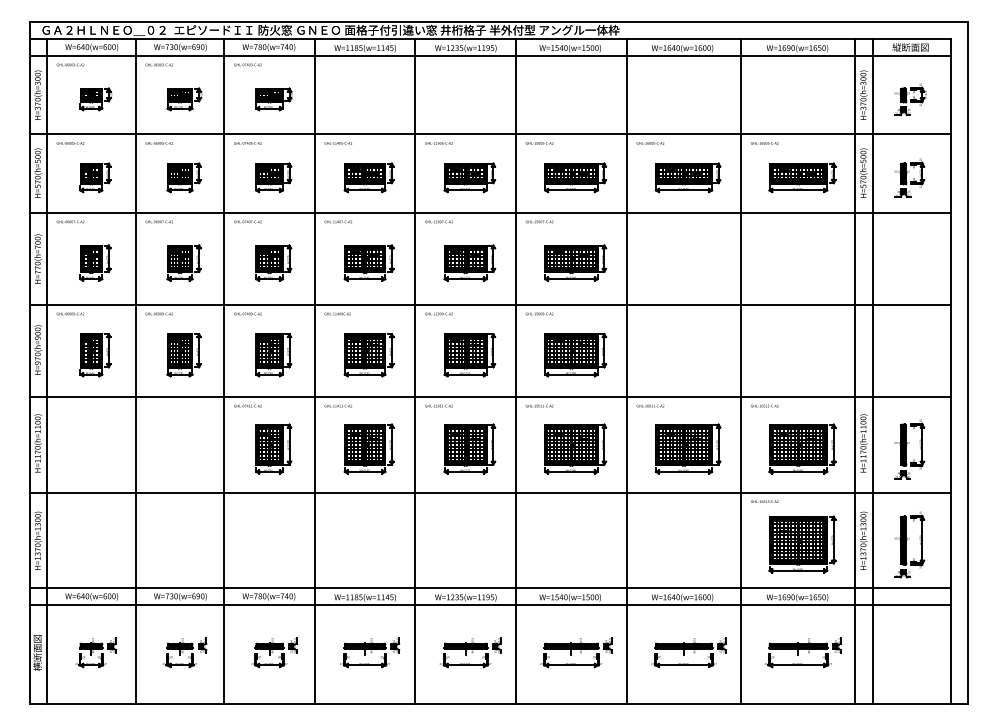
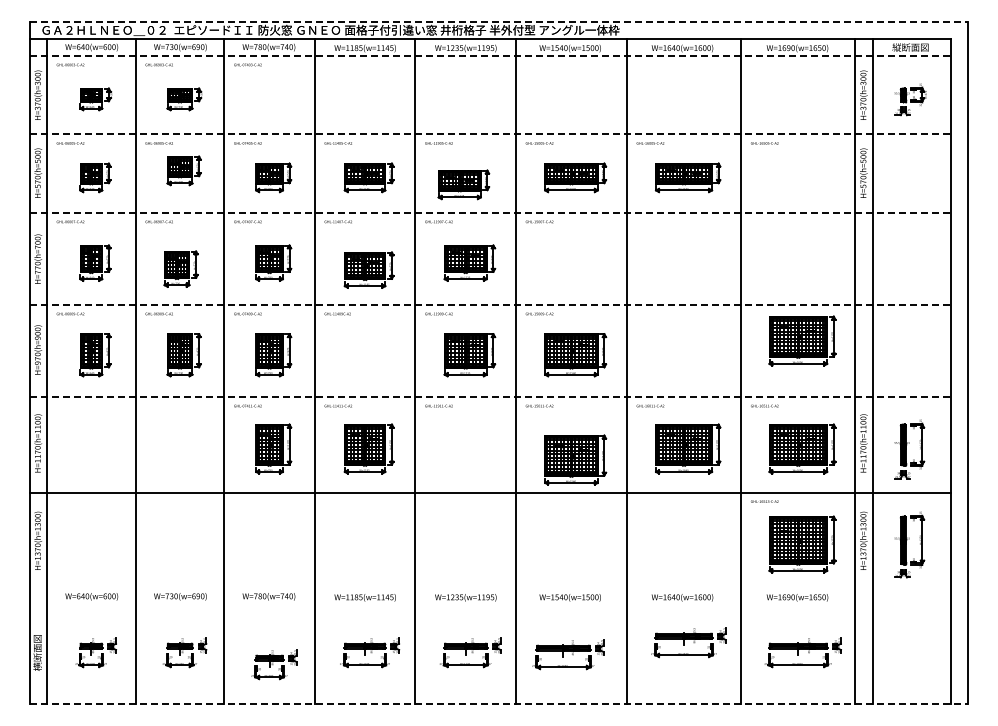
line: solid -> dashed (499, 21)
line: solid -> dashed (490, 55)
part: present -> none (273, 99)
line: solid -> dashed (490, 134)
part position: (183, 177) -> (183, 170) (183, 170)
part position: (469, 177) -> (463, 184) (463, 184)
part: present -> none (802, 177)
part: present -> none (909, 178)
line: solid -> dashed (490, 212)
part position: (183, 262) -> (180, 268) (180, 268)
part position: (368, 262) -> (368, 269) (368, 269)
part: present -> none (575, 262)
line: solid -> dashed (490, 305)
part: none -> present (802, 340)
part: present -> none (368, 355)
line: solid -> dashed (490, 397)
part: present -> none (469, 448)
part position: (575, 448) -> (575, 459) (575, 459)
line: present -> none (490, 588)
line: present -> none (490, 605)
part position: (274, 652) -> (274, 664) (274, 664)
part position: (576, 652) -> (568, 654) (568, 654)
part position: (688, 652) -> (688, 642) (688, 642)
line: solid -> dashed (499, 704)
